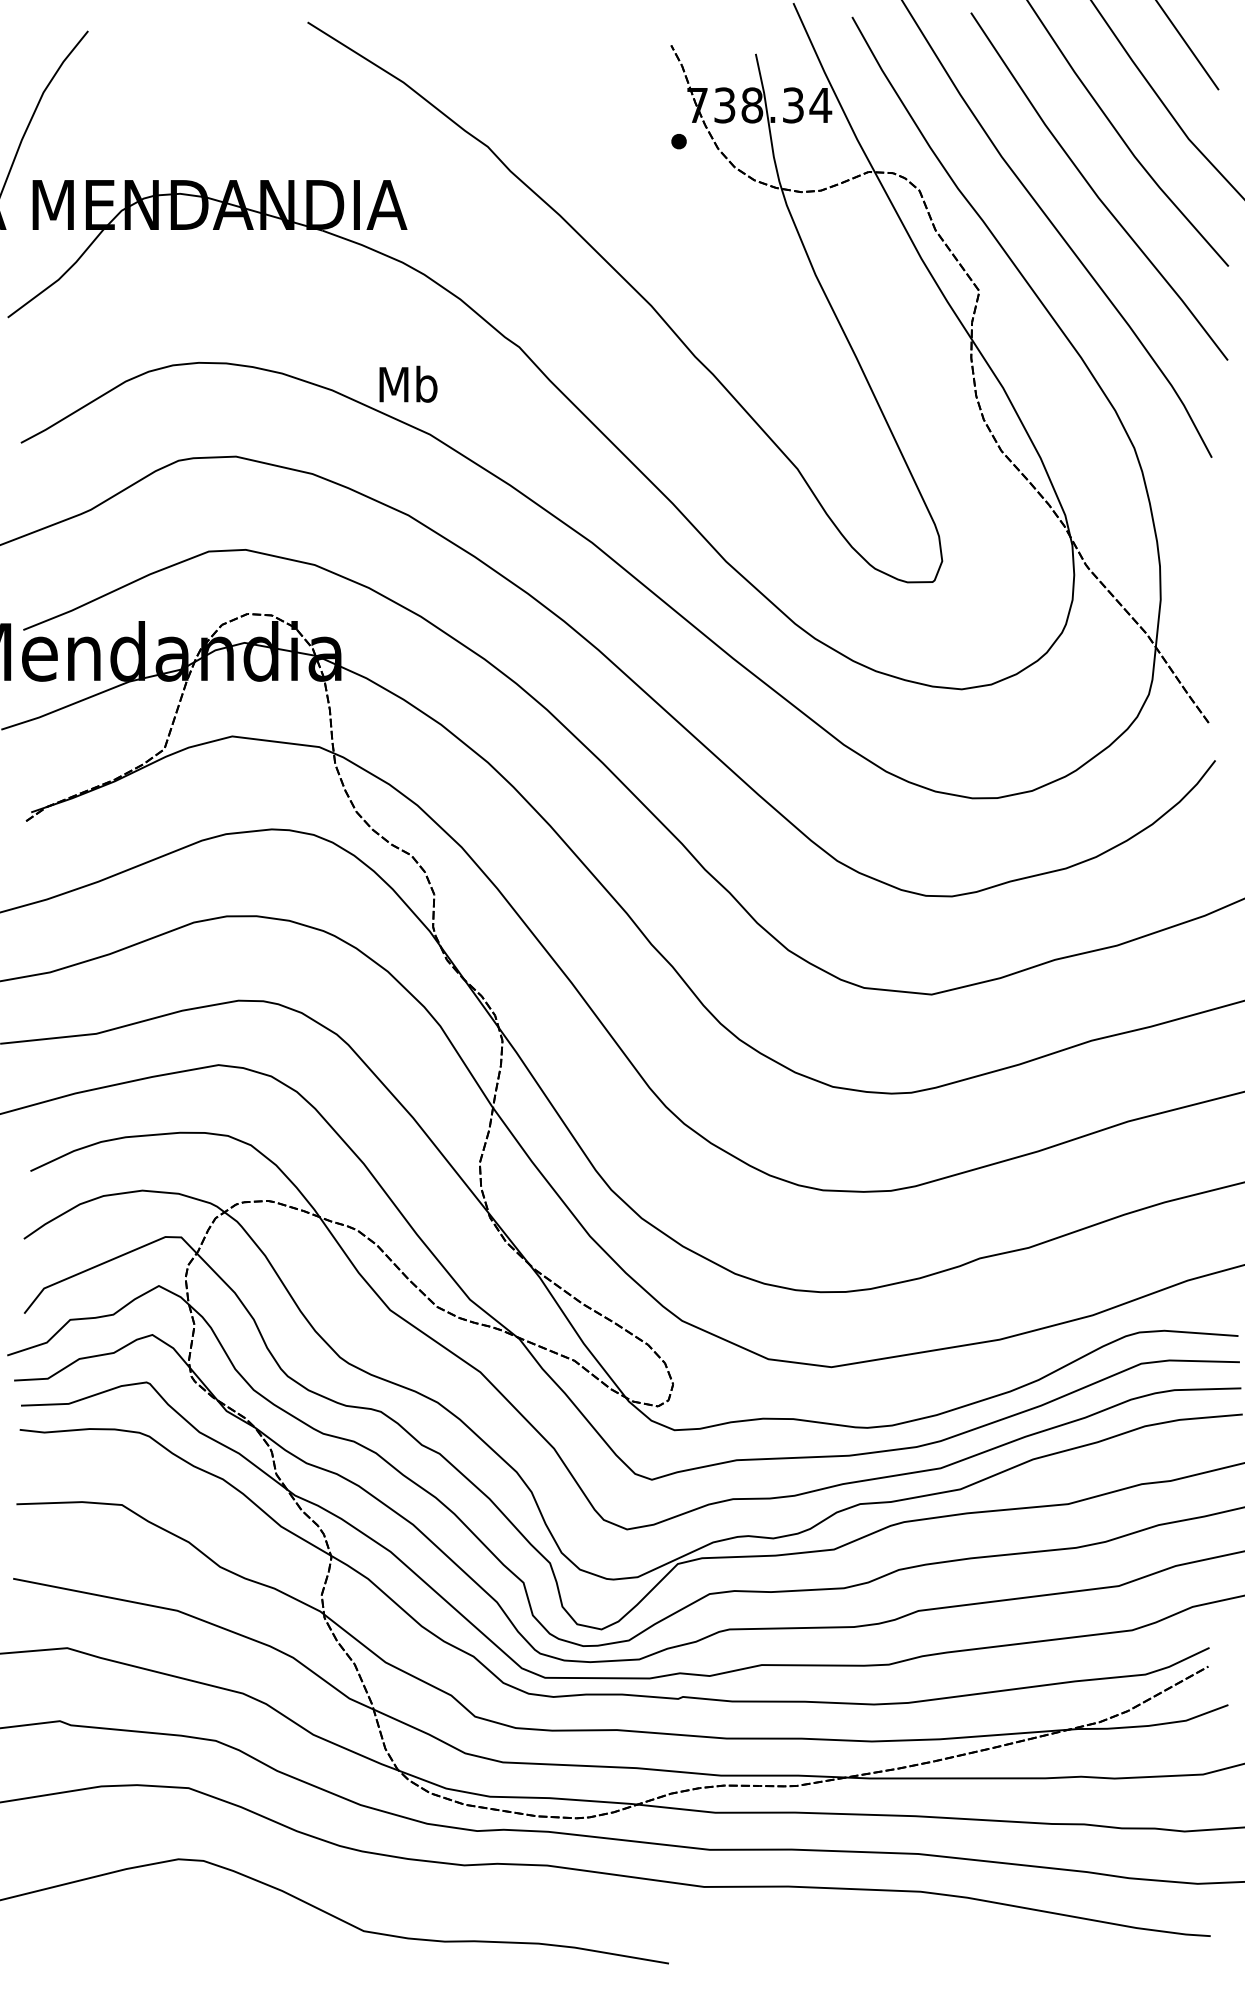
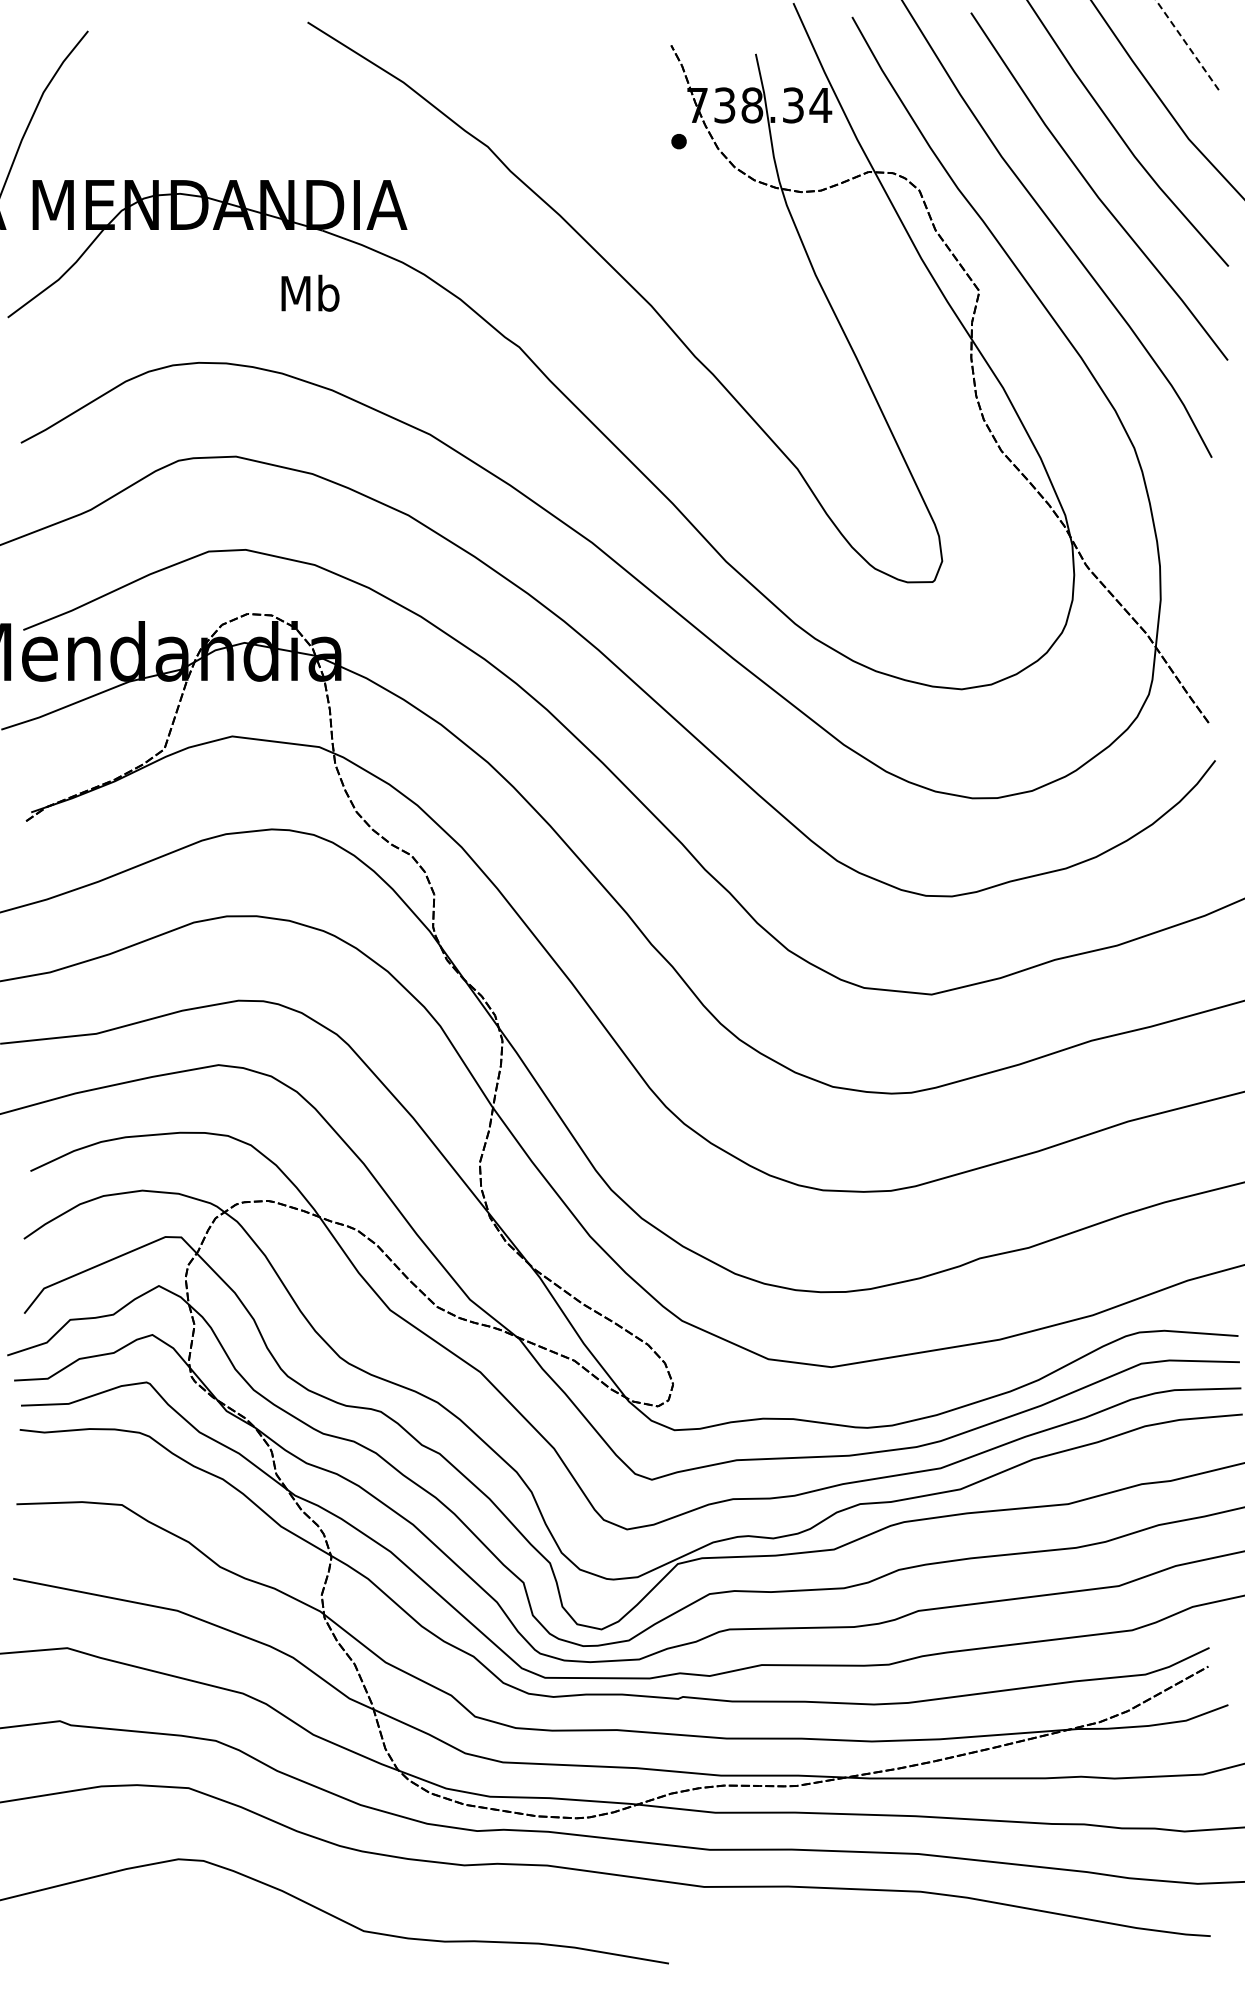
line: solid -> dashed (1187, 45)
text position: (408, 383) -> (310, 292) (310, 292)
